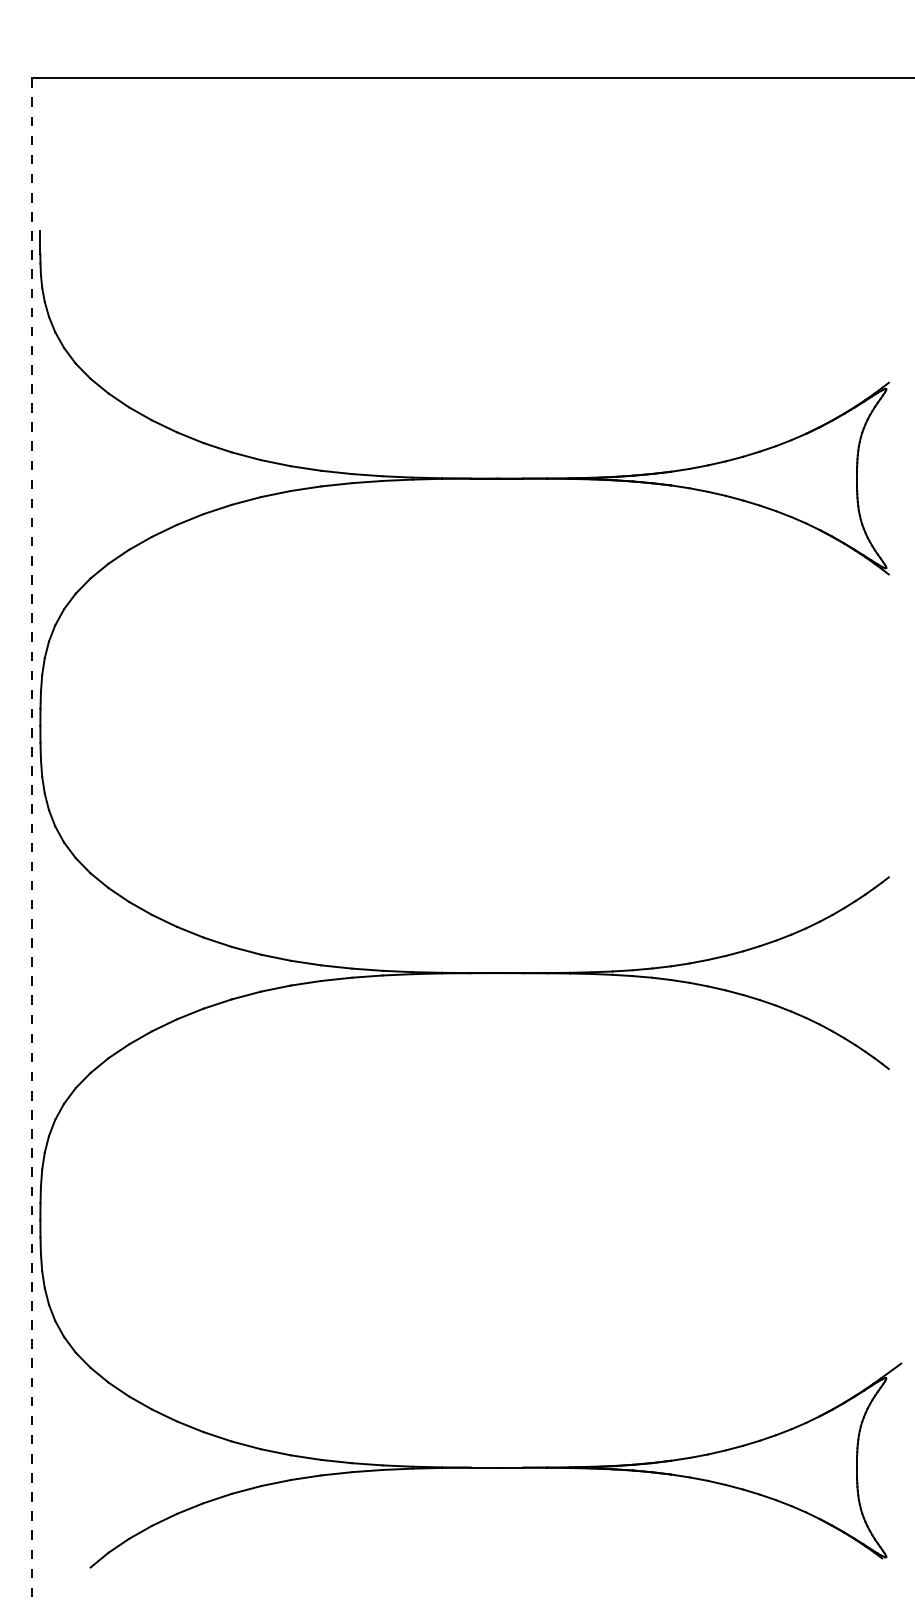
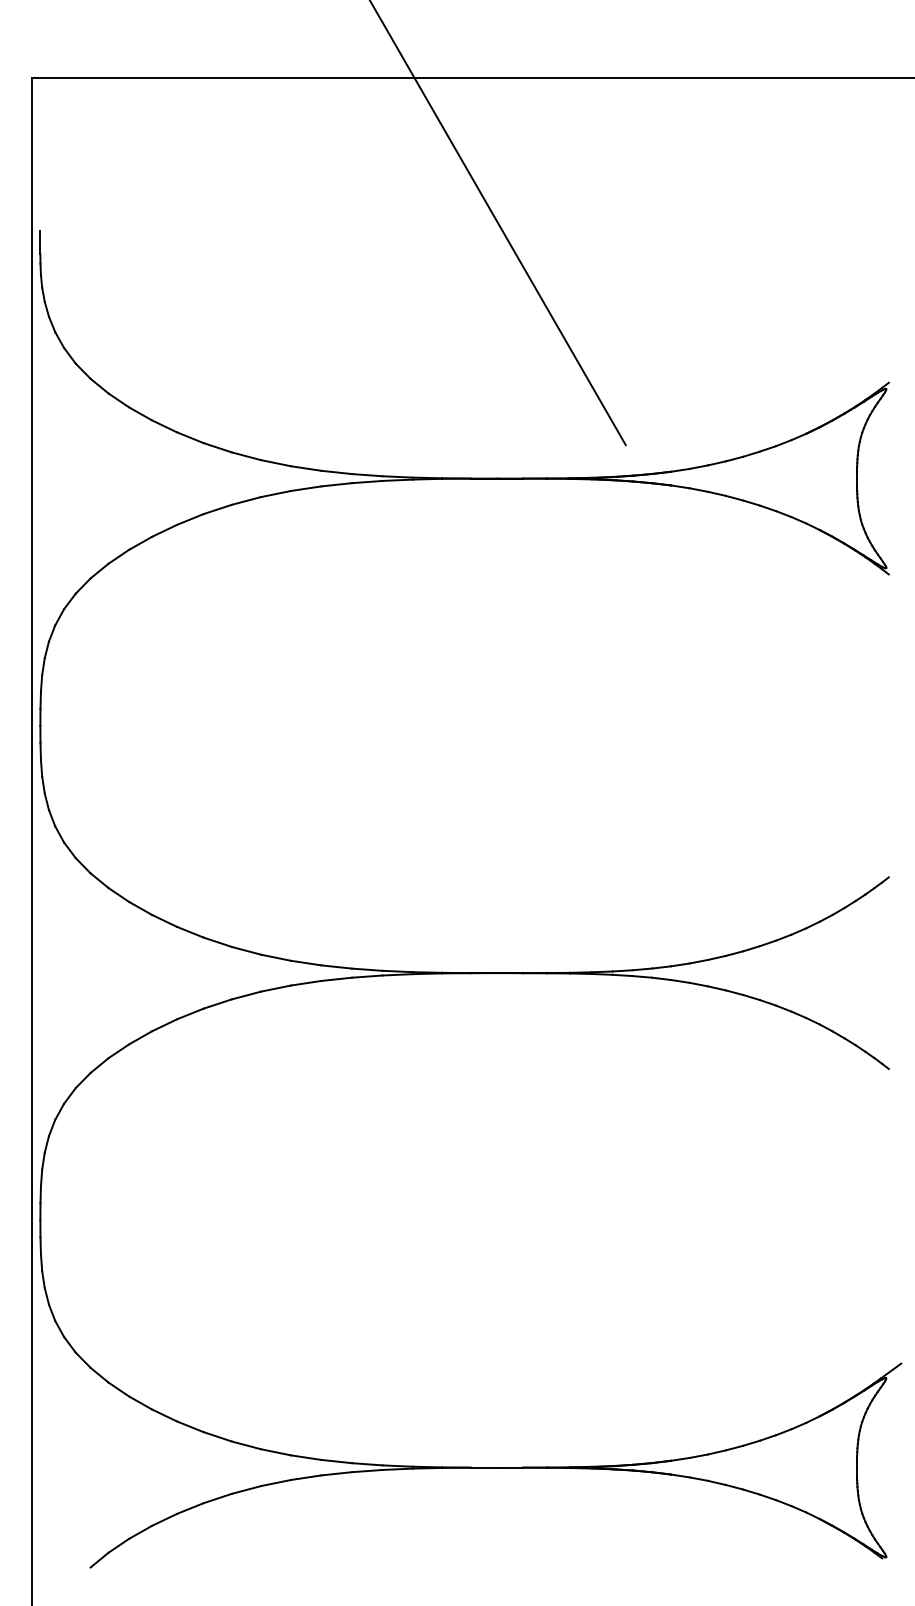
line: none -> present (497, 223)
line: dashed -> solid (31, 842)
